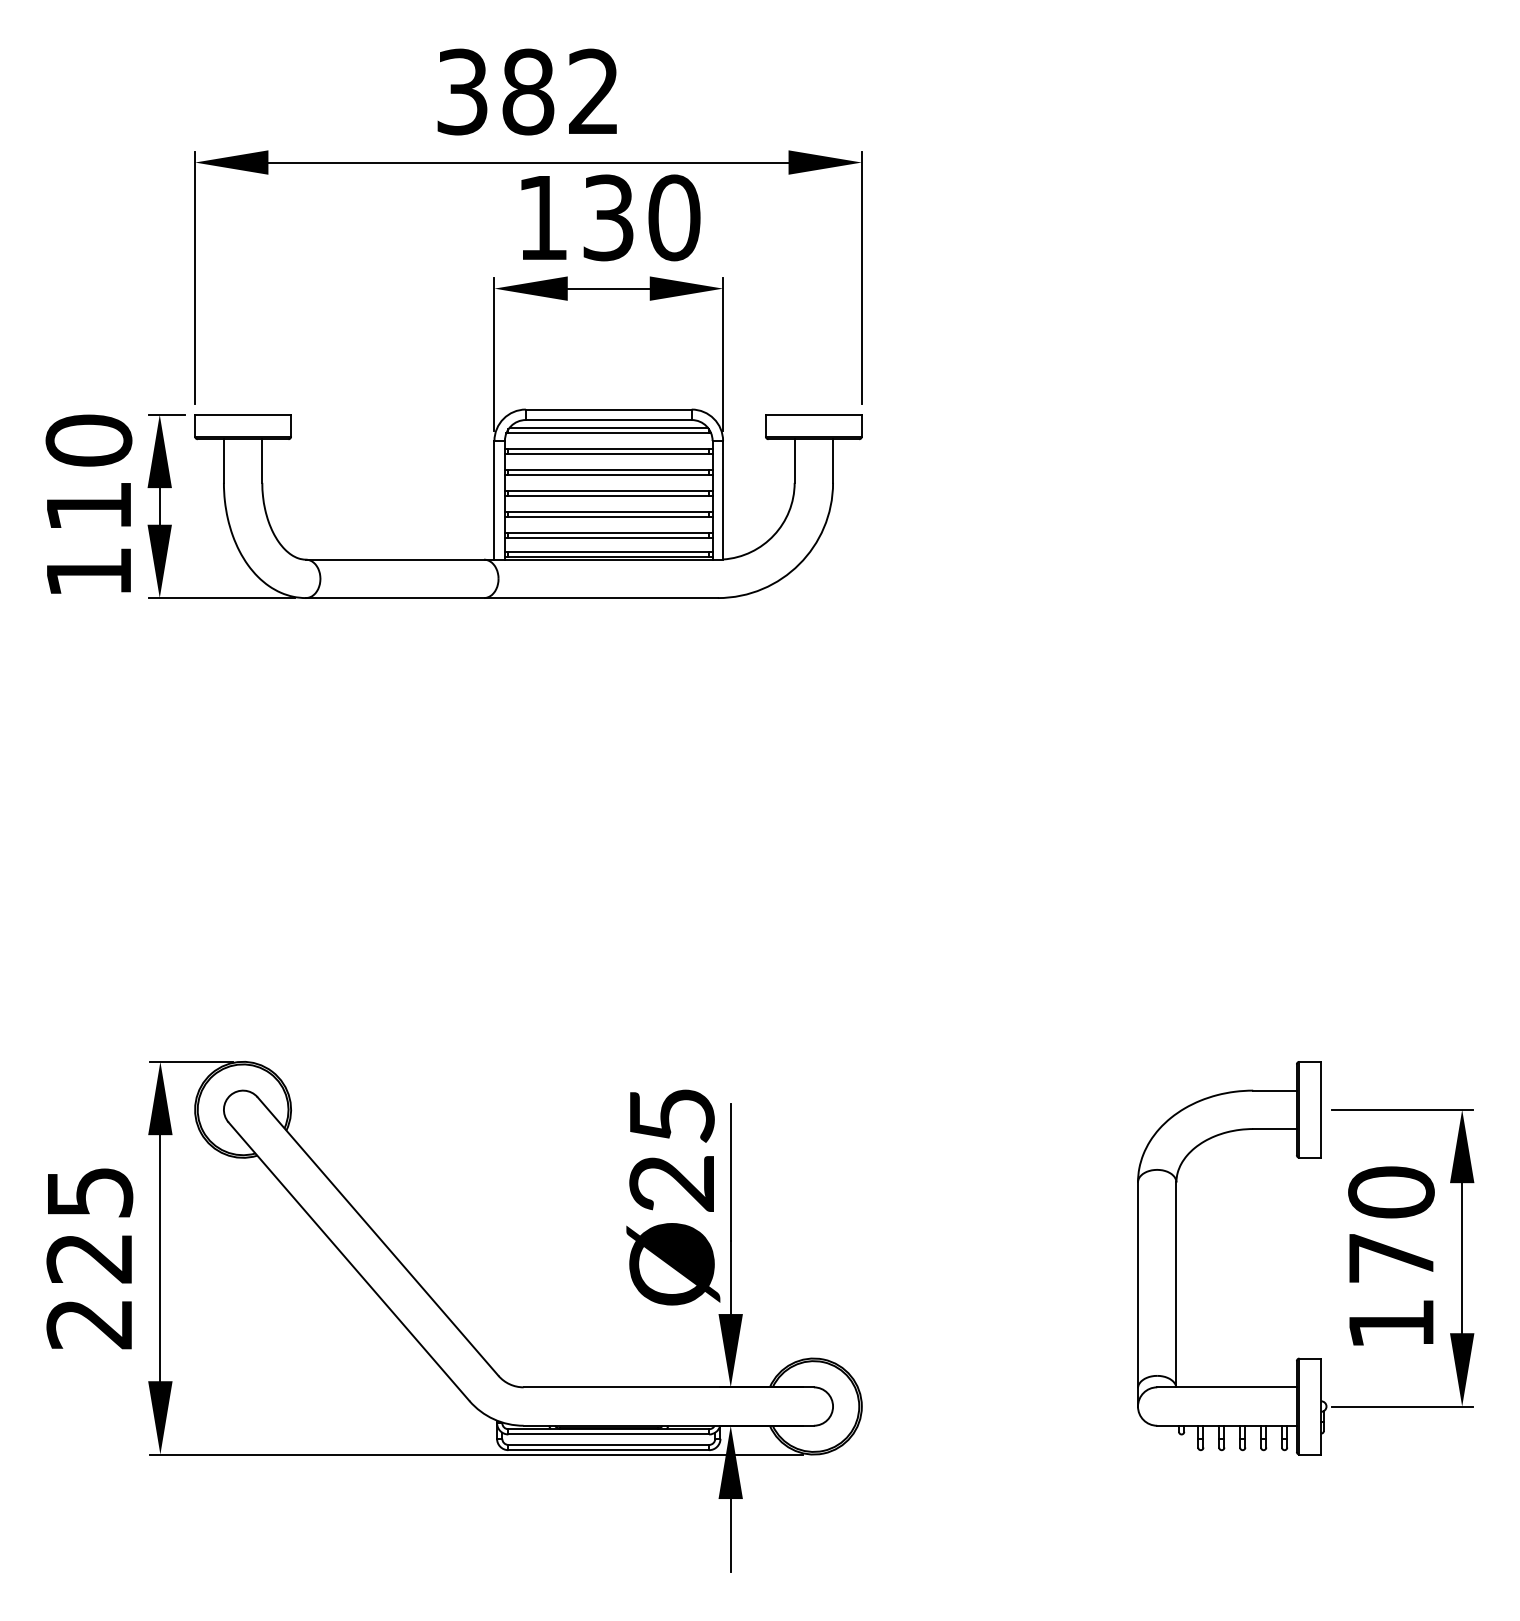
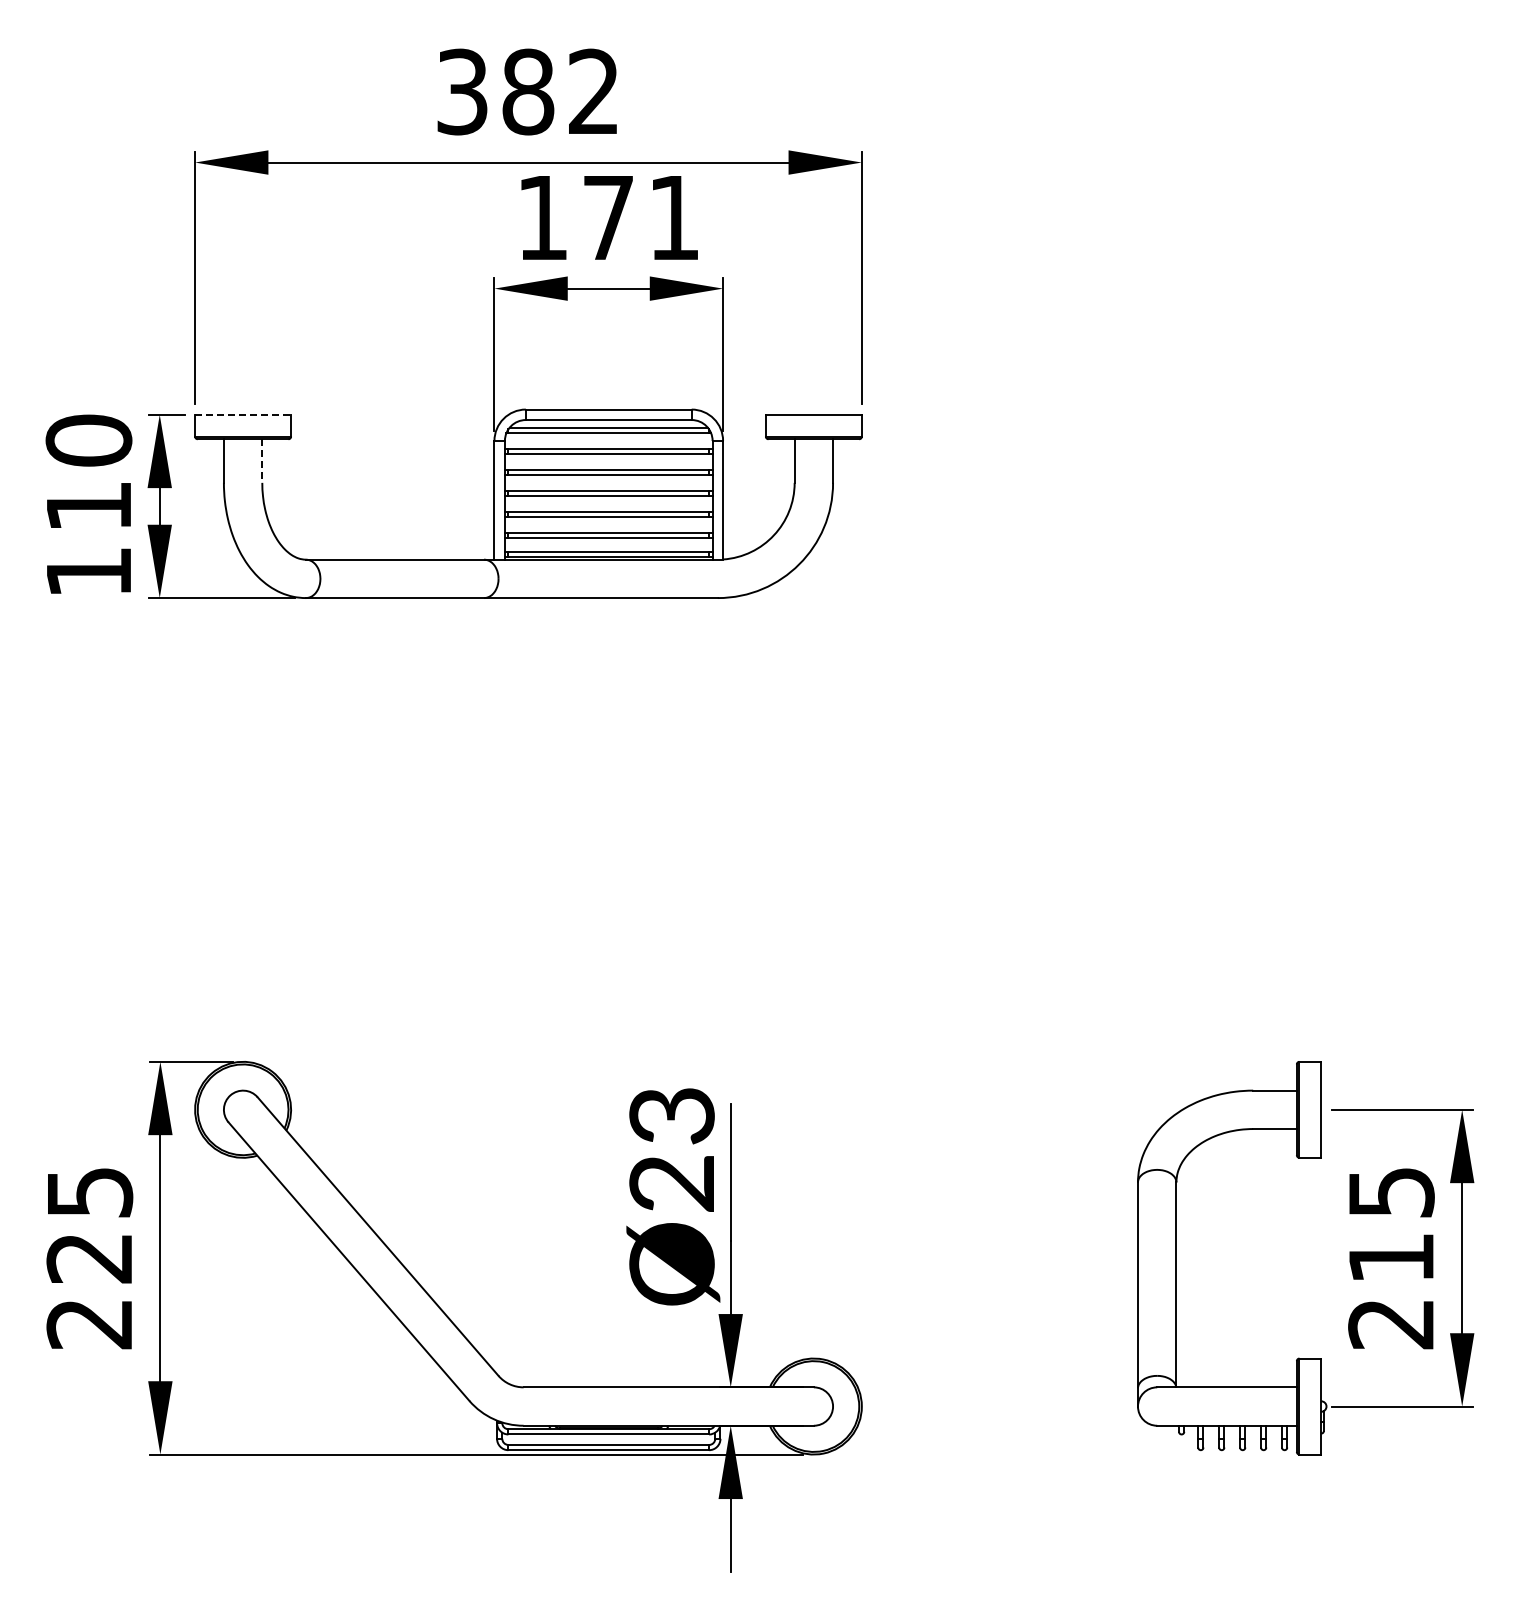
text: 130 -> 171 (641, 217)
line: solid -> dashed (243, 414)
line: solid -> dashed (262, 461)
text: Ø25 -> Ø23 (671, 1116)
text: 170 -> 215 (1391, 1257)
